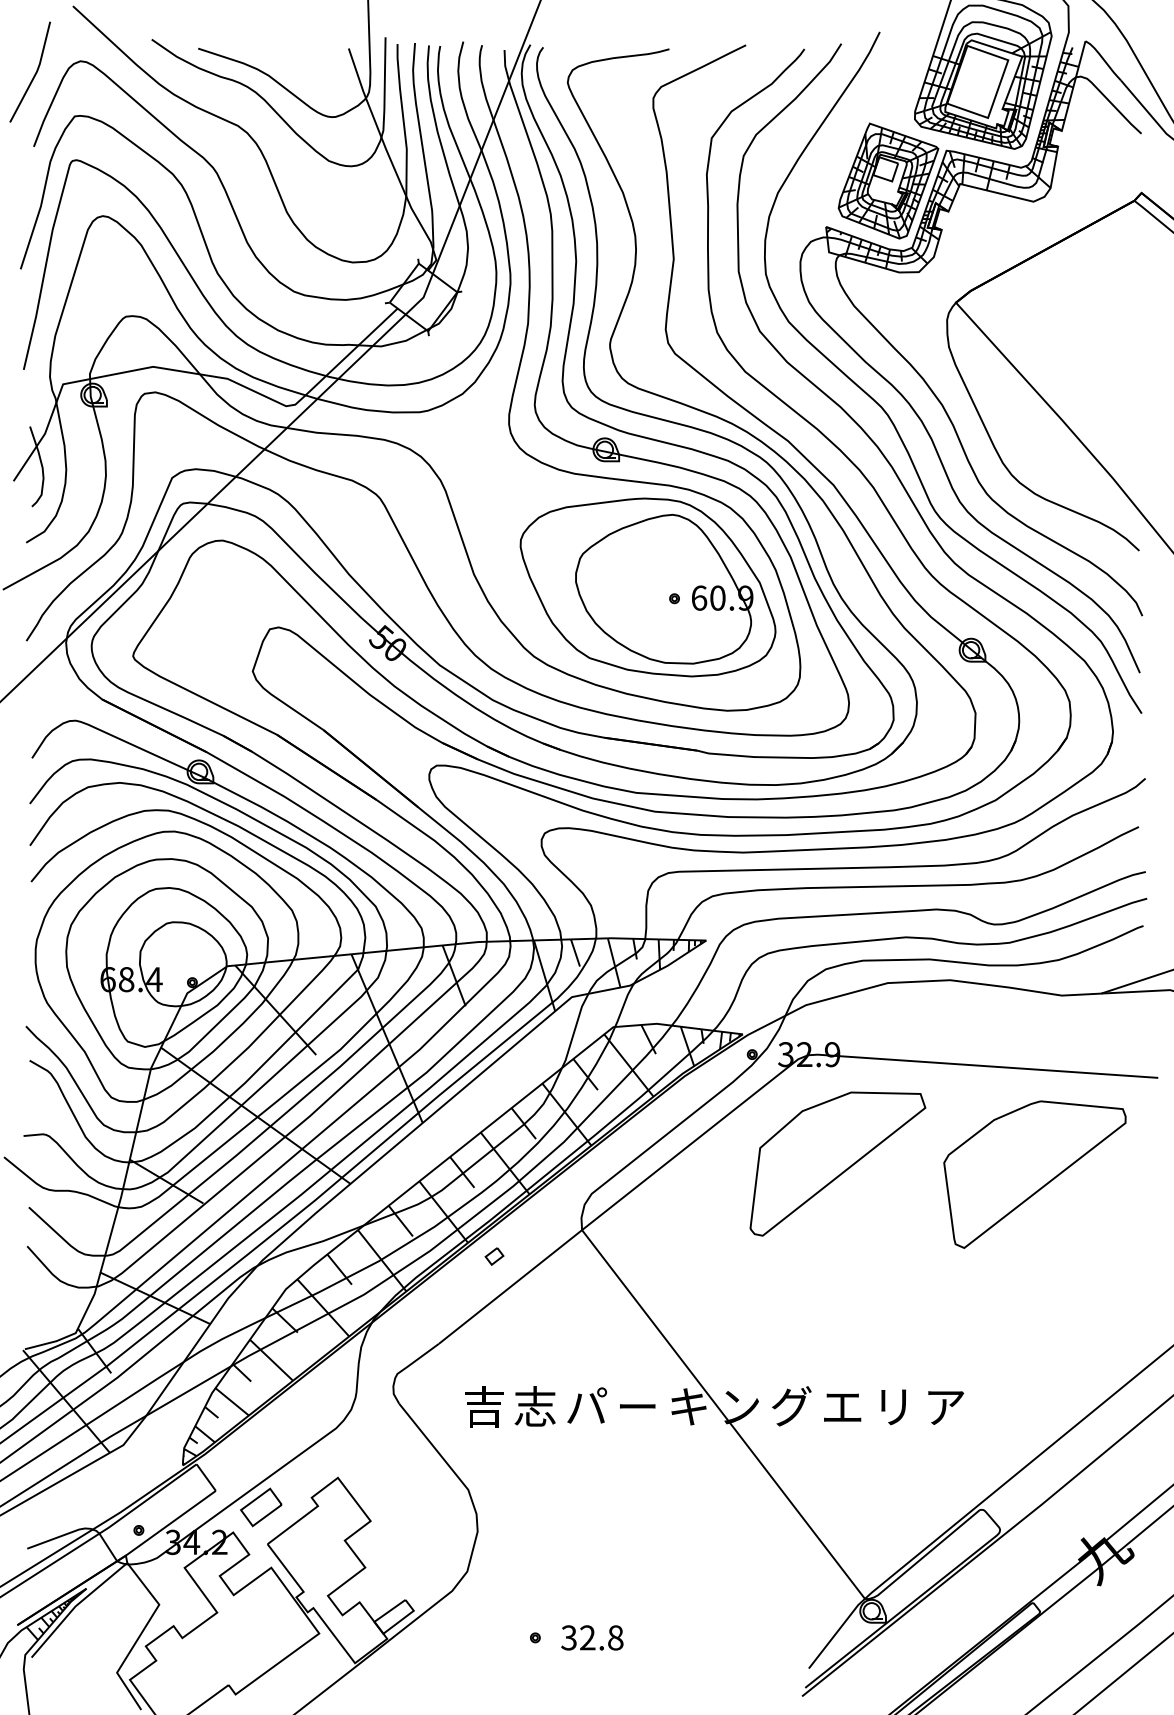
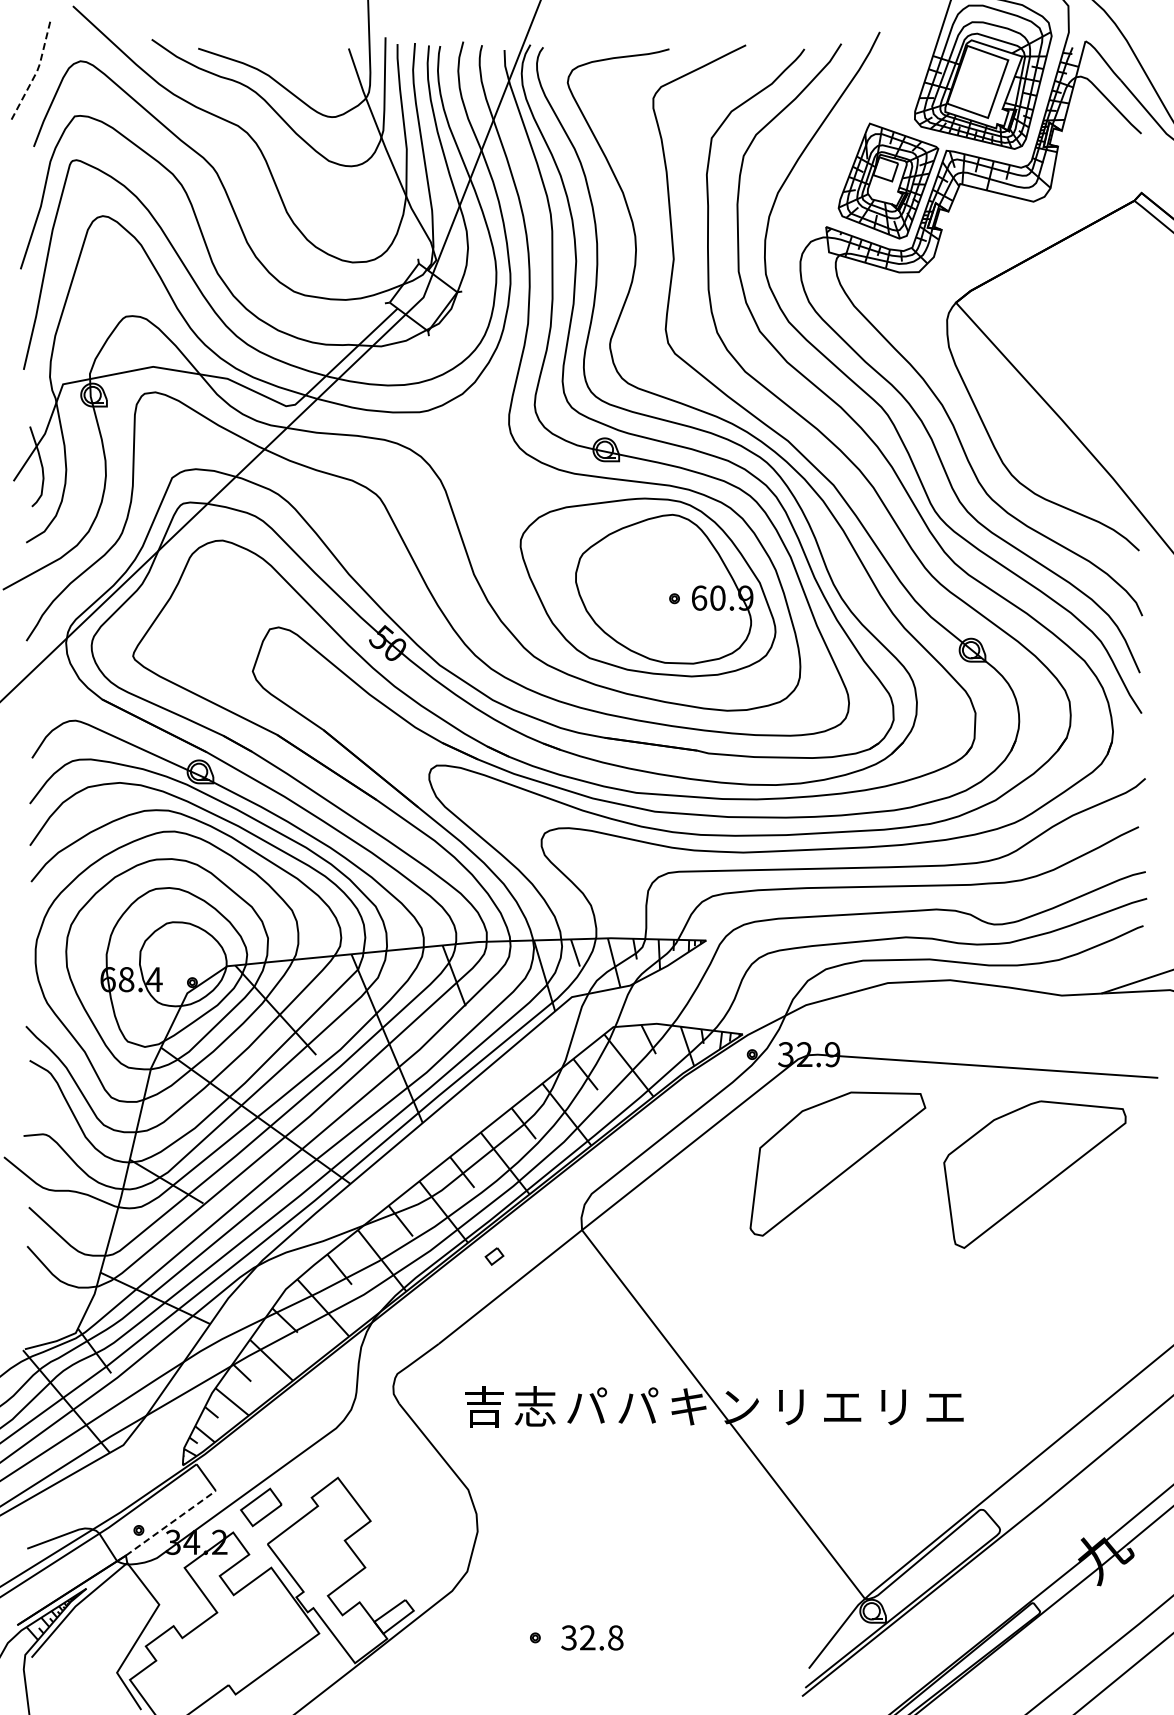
line: solid -> dashed (36, 73)
text: ー -> パ (638, 1405)
text: グ -> リ (791, 1406)
text: ア -> エ (945, 1407)
line: solid -> dashed (171, 1522)
